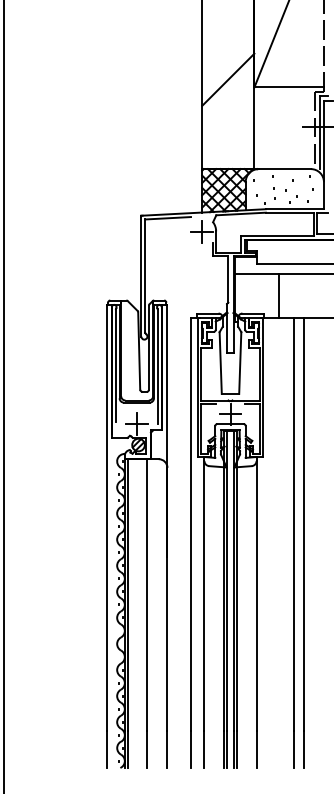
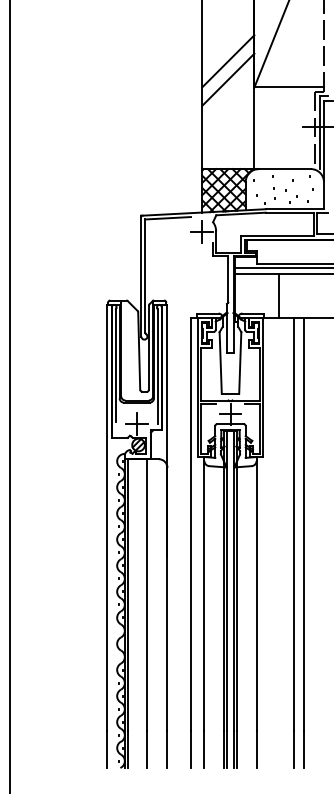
line: none -> present (228, 61)
line: none -> present (282, 268)
line position: (4, 396) -> (10, 396) (10, 396)
